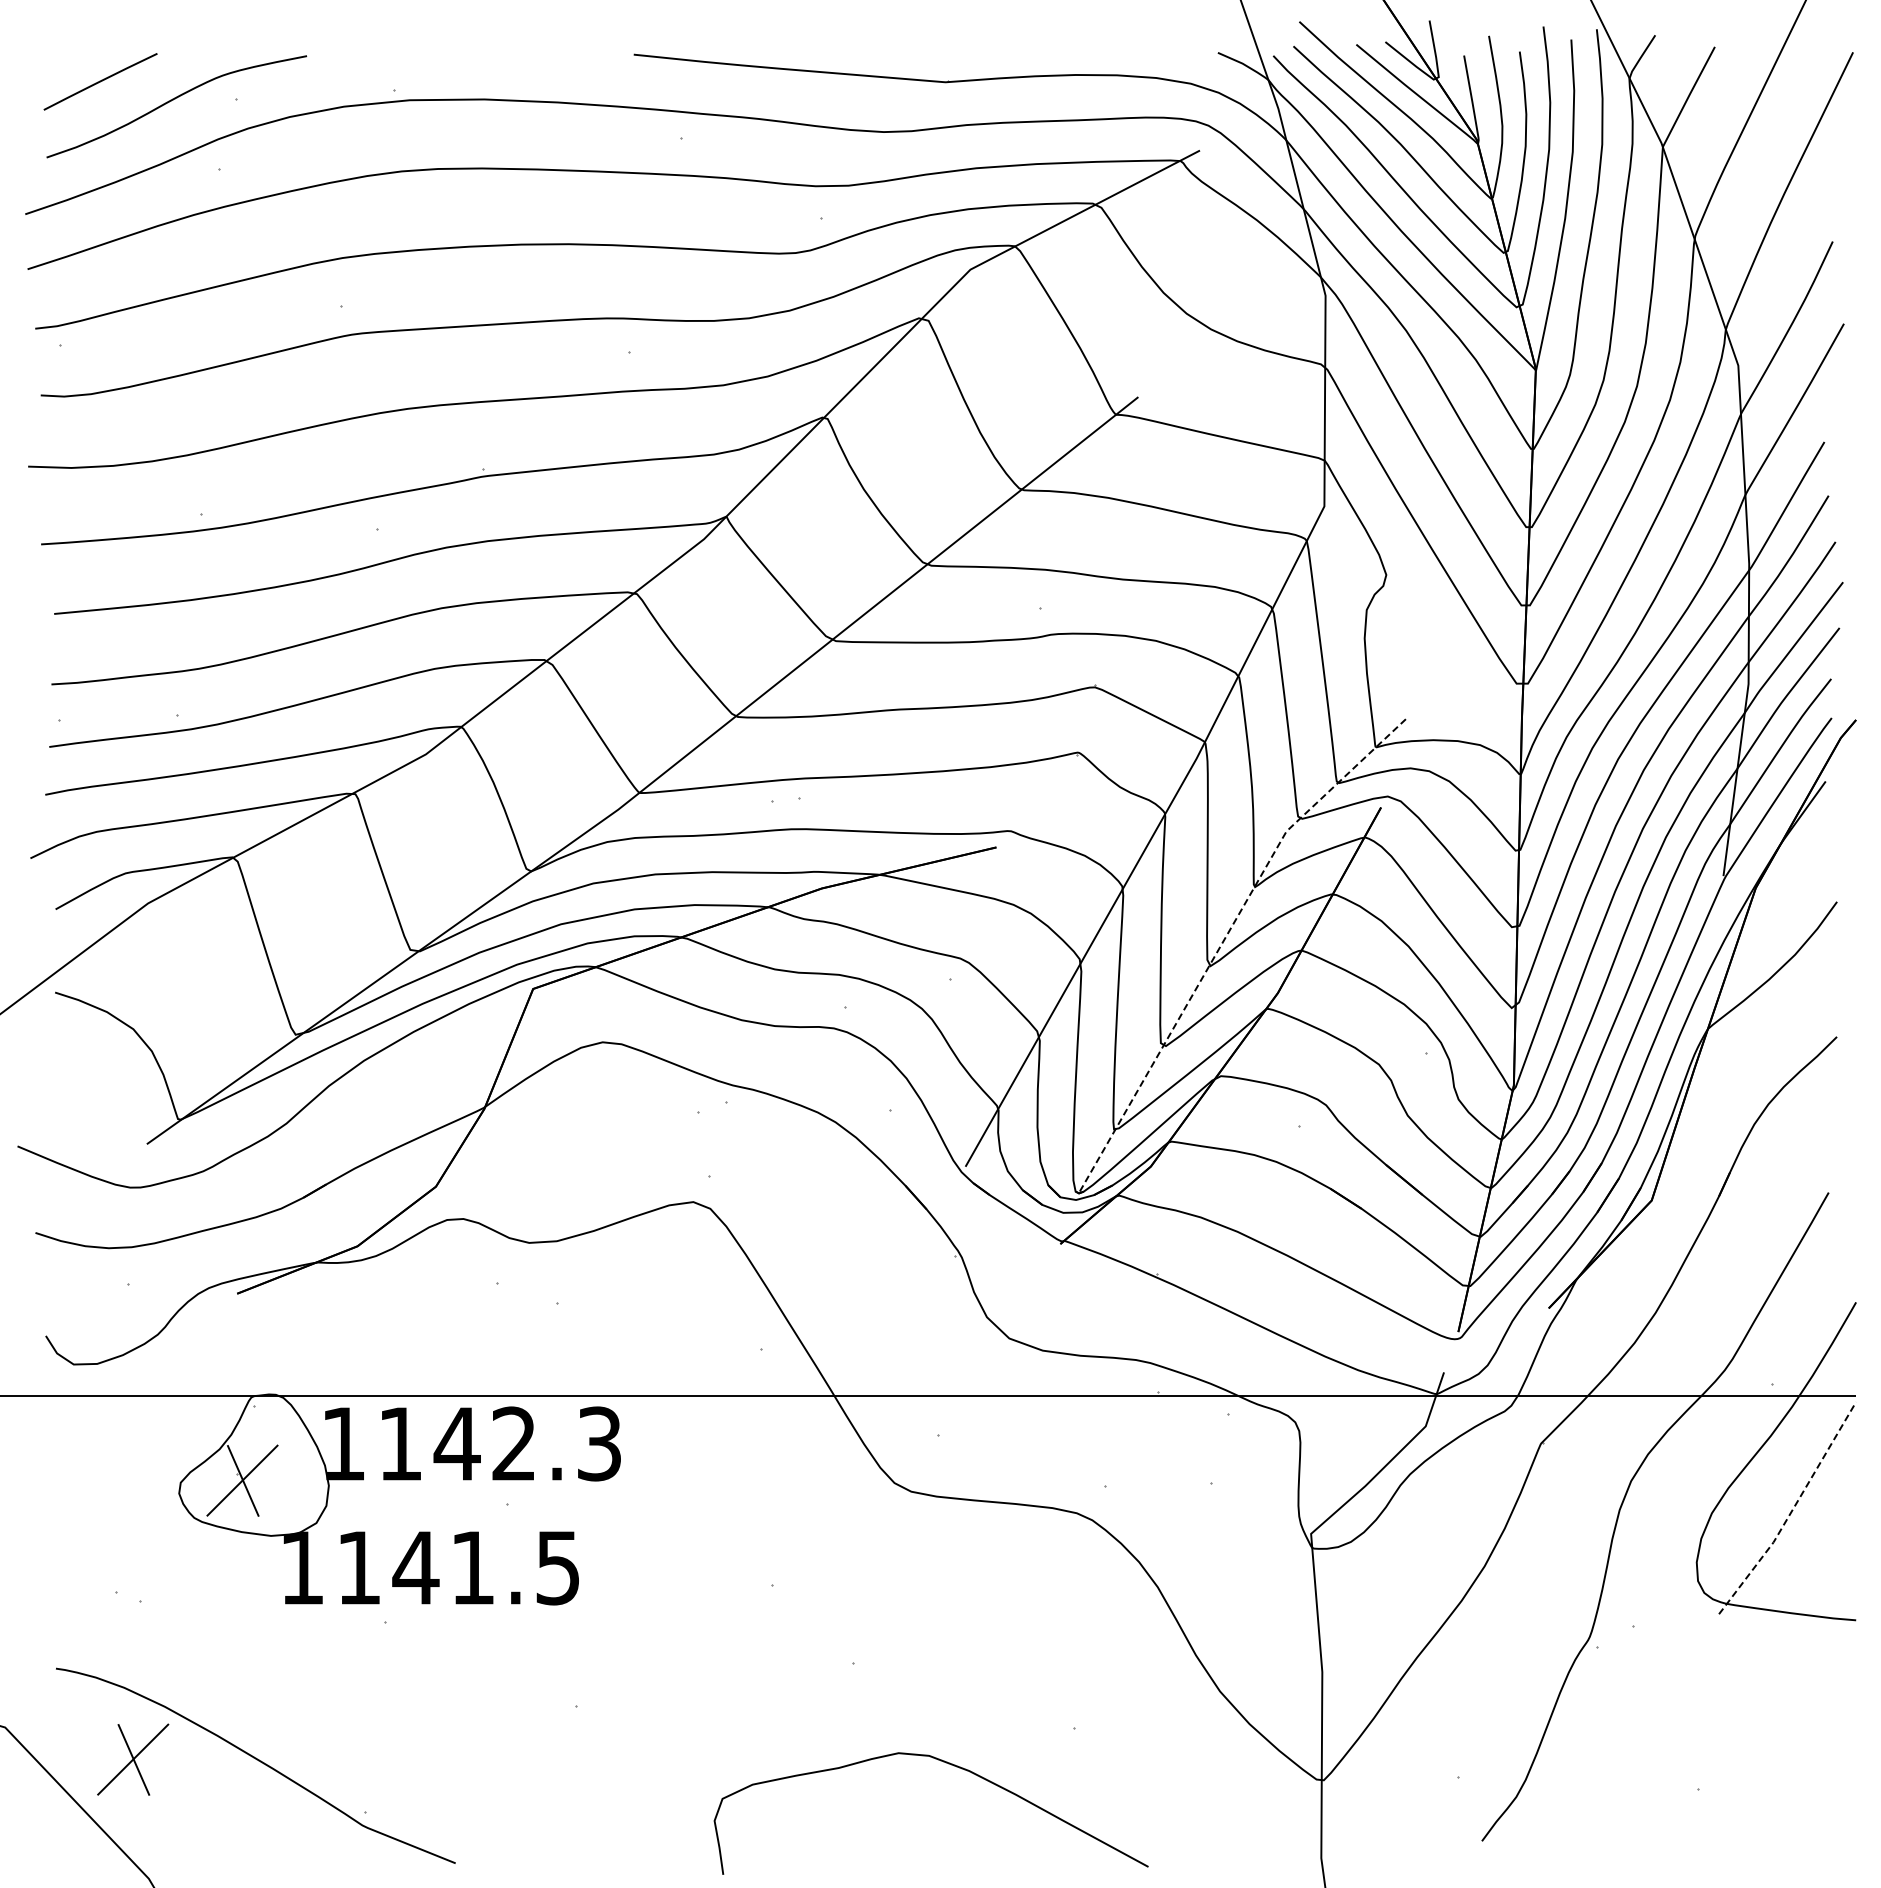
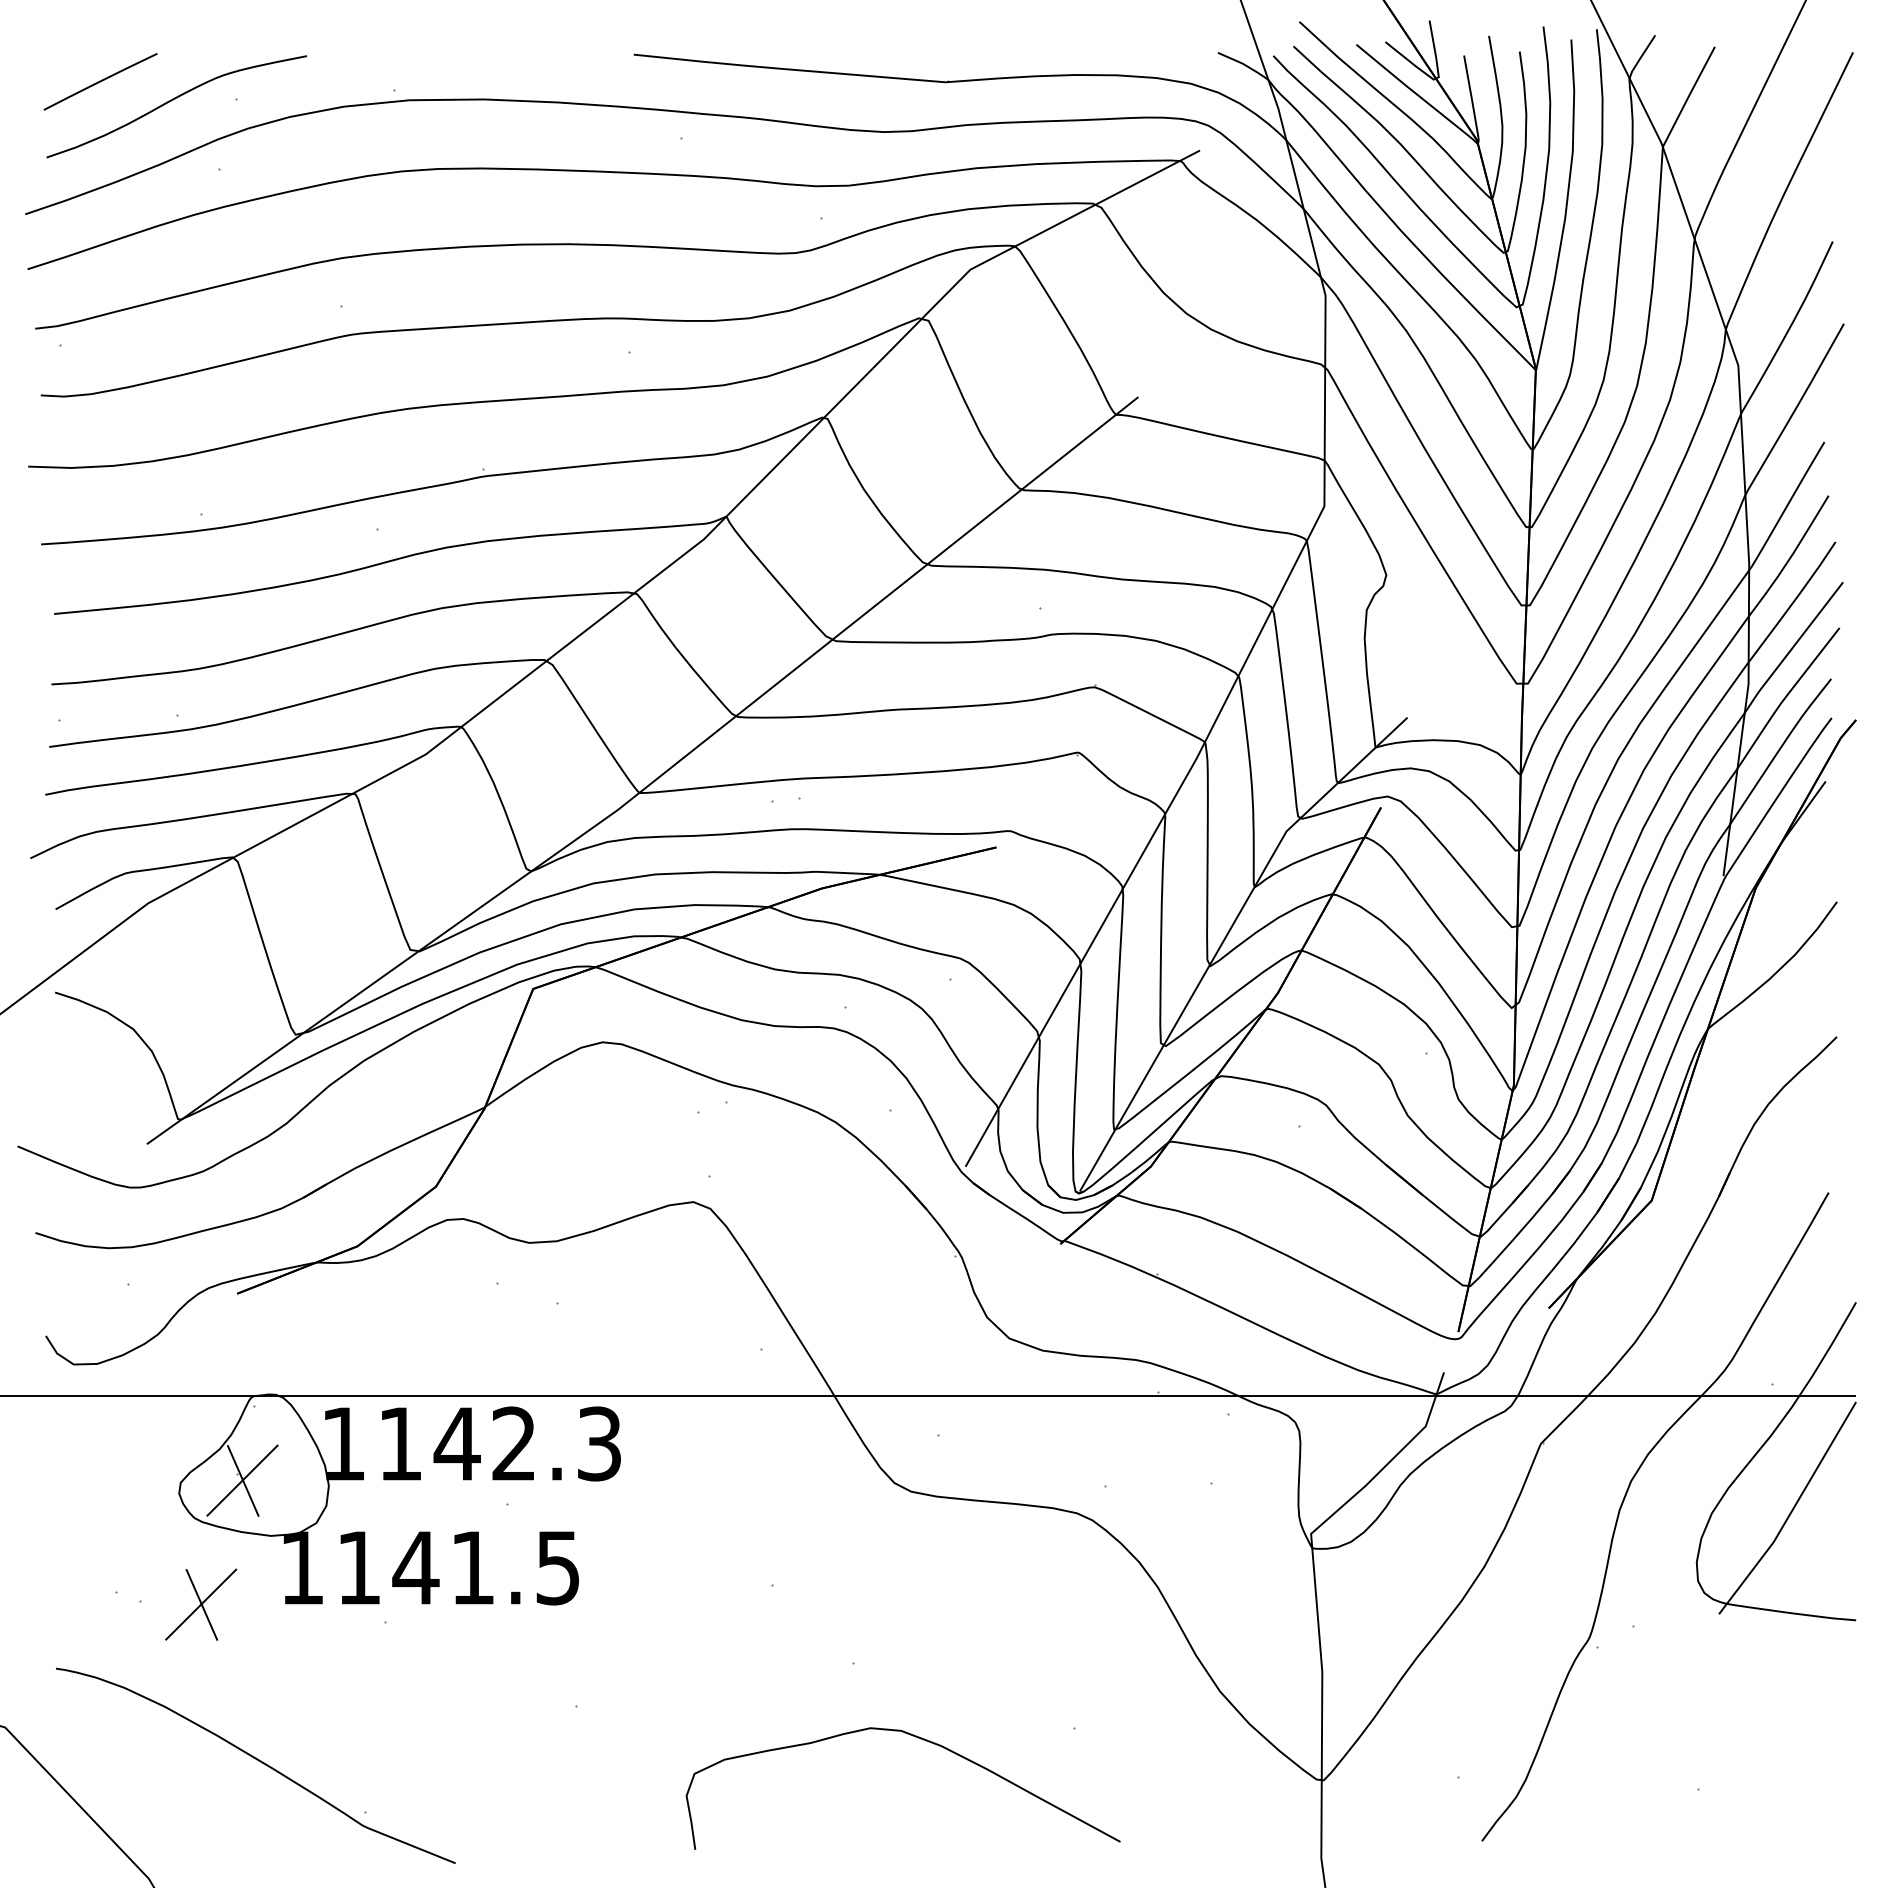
line: dashed -> solid (1224, 938)
line: dashed -> solid (1791, 1511)
part position: (133, 1759) -> (201, 1604) (201, 1604)
curve position: (948, 1764) -> (920, 1739) (920, 1739)
